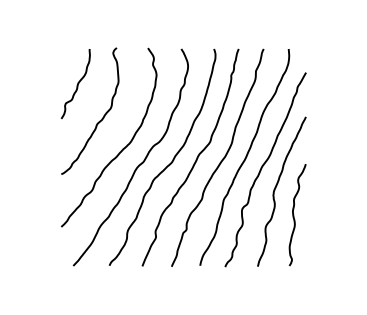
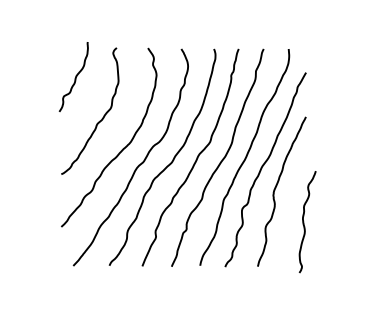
curve position: (77, 83) -> (75, 76) (75, 76)
curve position: (294, 215) -> (304, 222) (304, 222)
